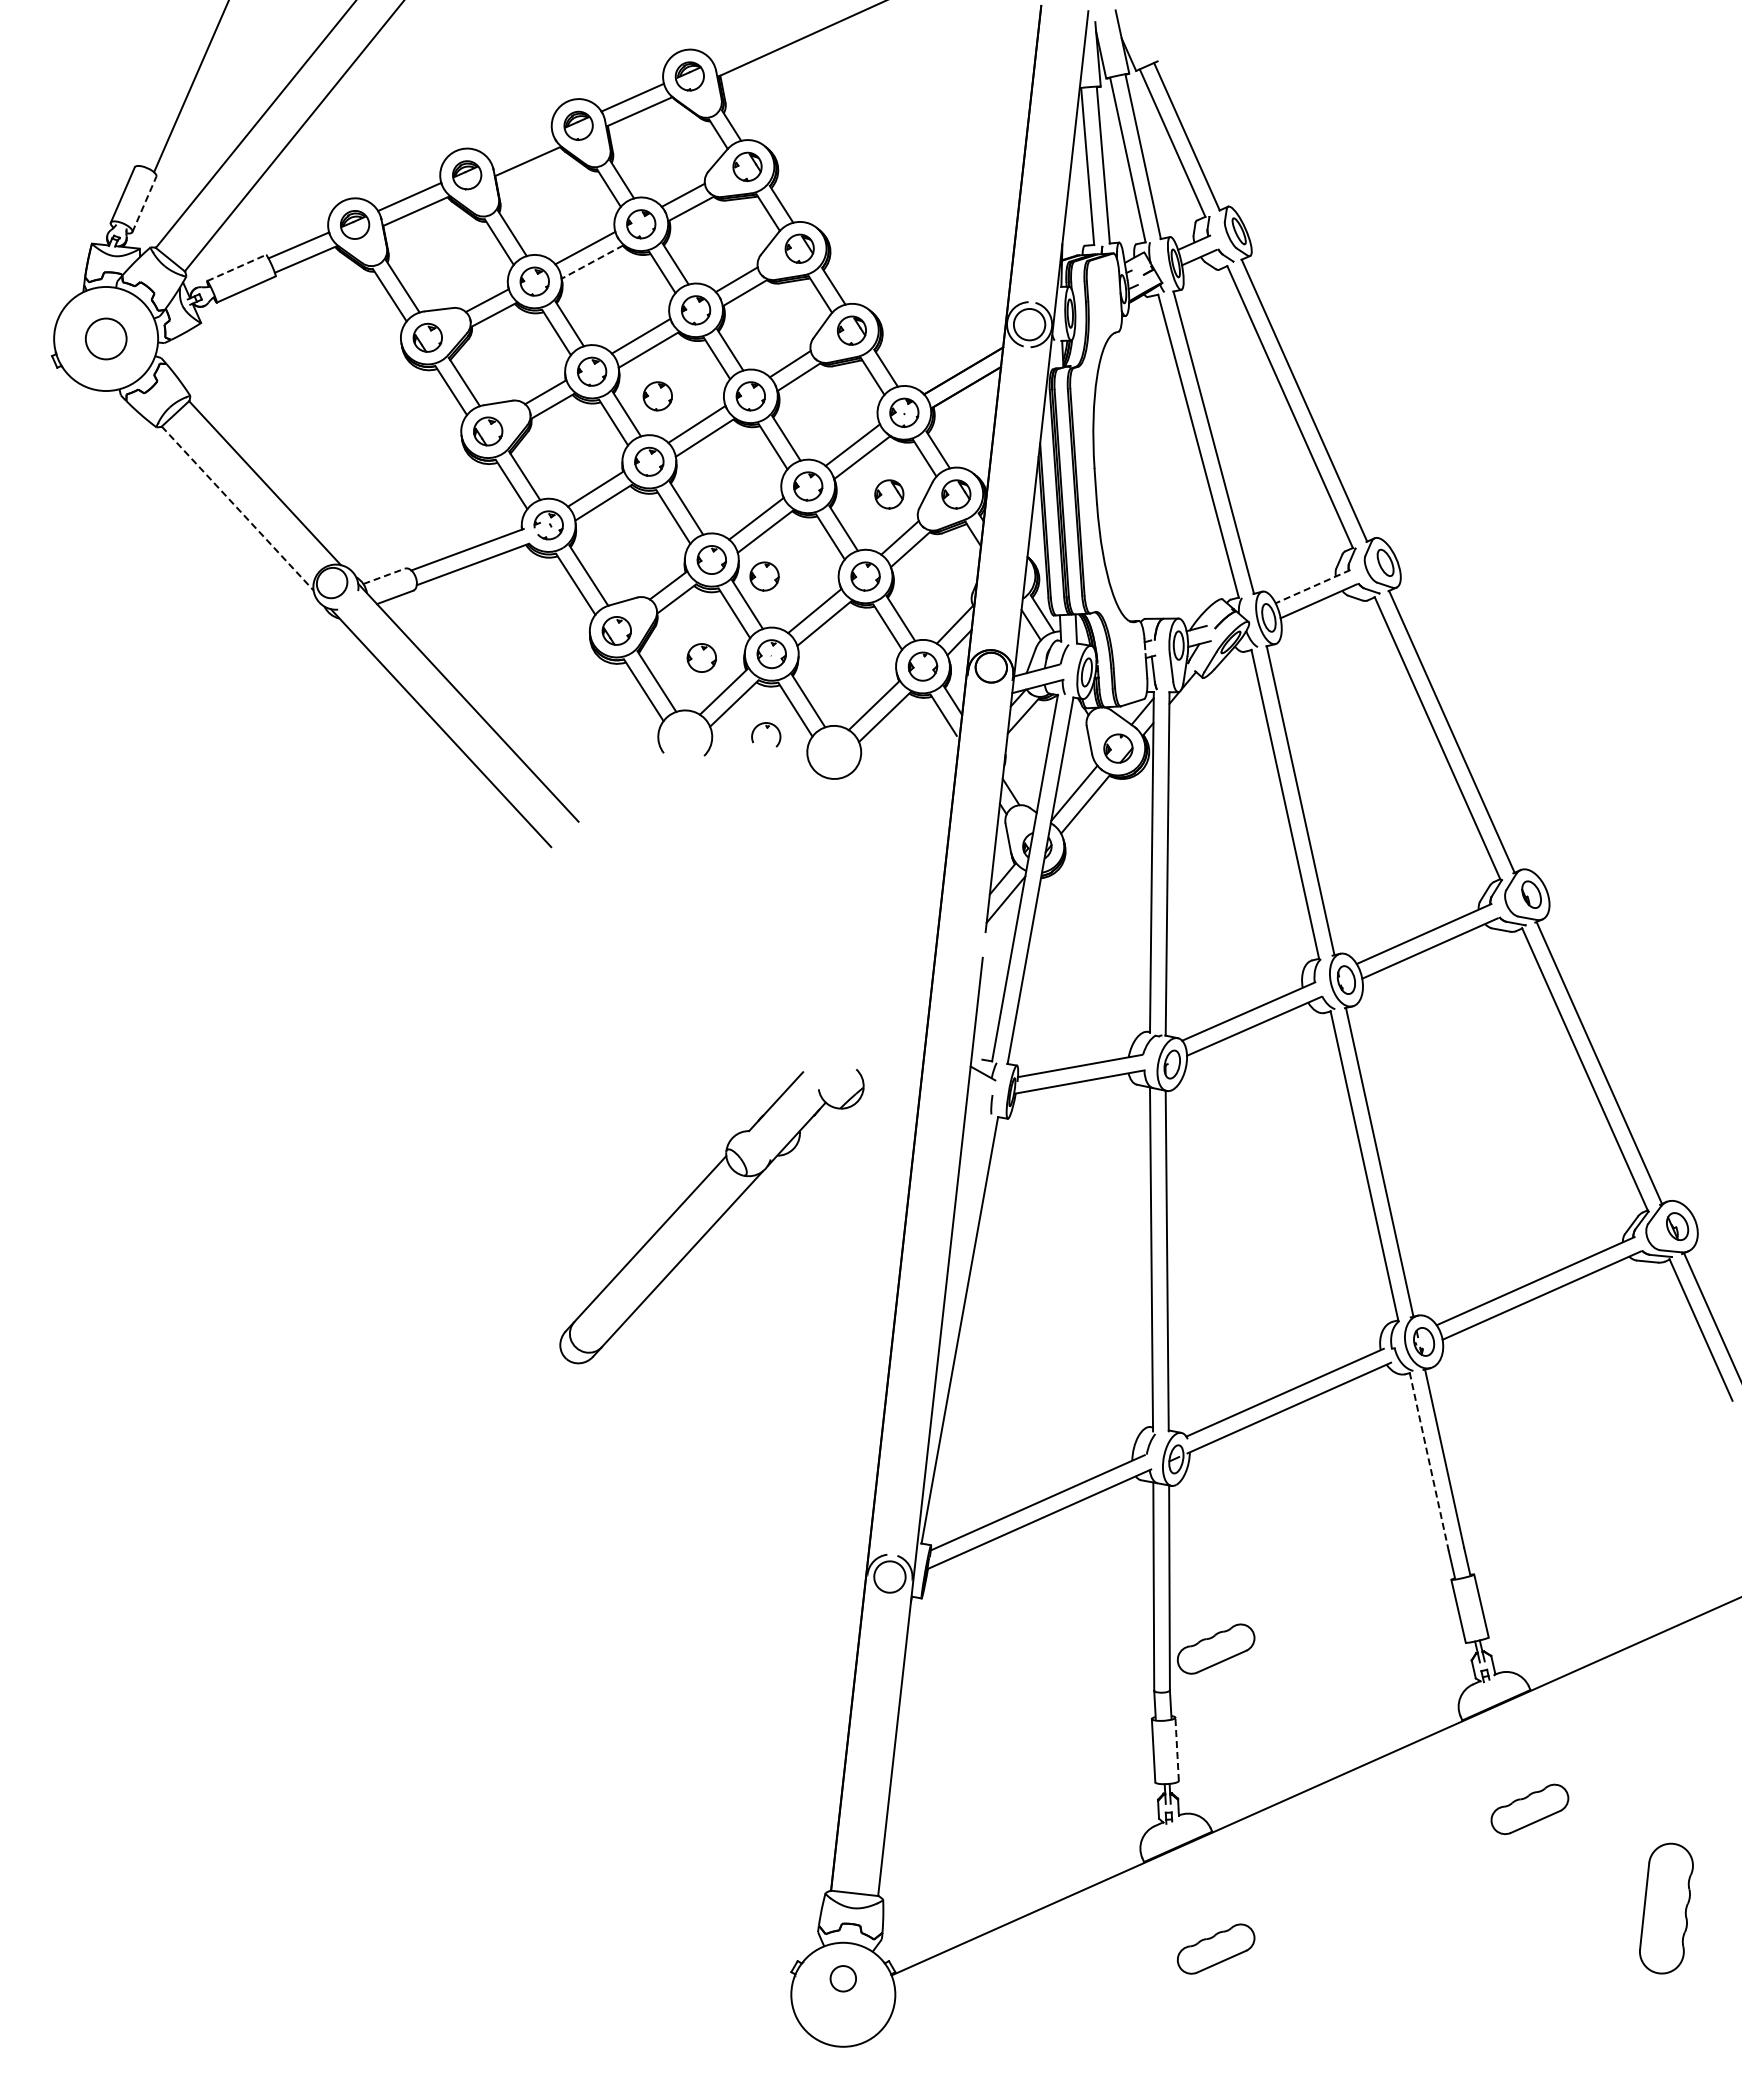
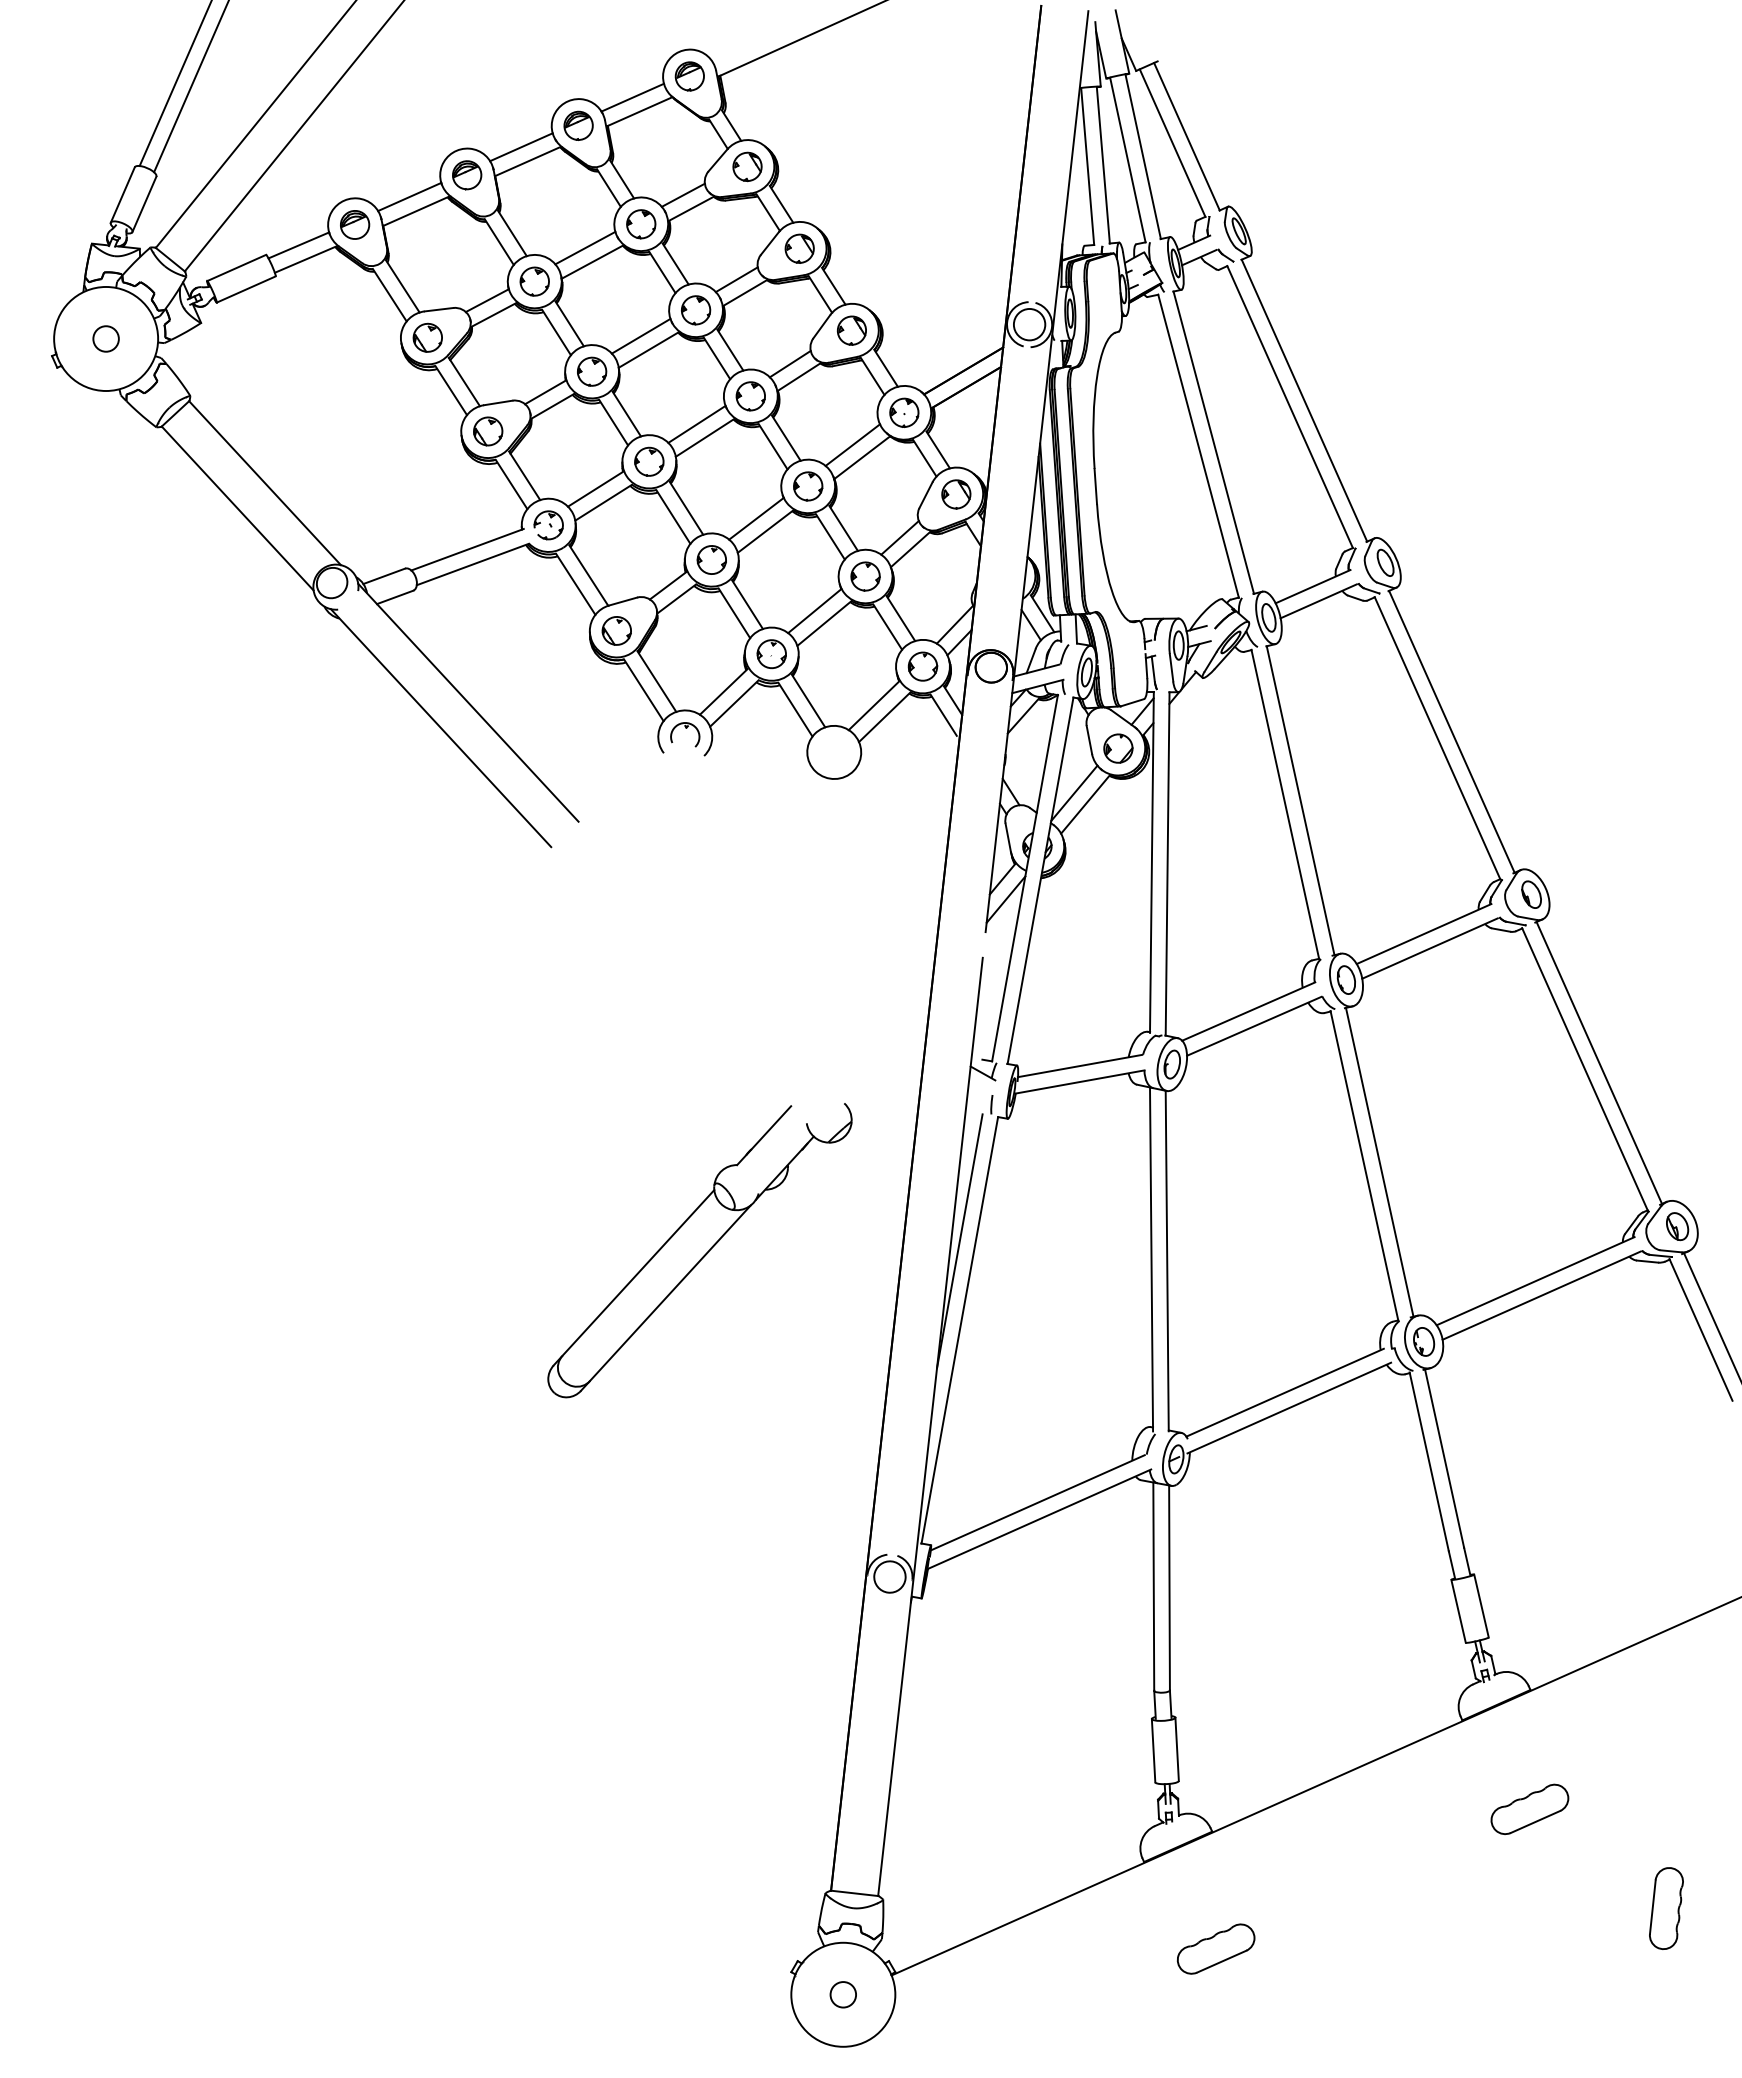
line: none -> present (175, 84)
line: none -> present (521, 147)
line: dashed -> solid (144, 203)
line: dashed -> solid (592, 262)
line: dashed -> solid (237, 267)
circle size: 44x44 px -> 28x28 px (105, 338)
part: present -> none (657, 396)
part: present -> none (889, 494)
line: dashed -> solid (237, 508)
line: dashed -> solid (384, 576)
part: present -> none (764, 576)
line: dashed -> solid (1313, 586)
part: present -> none (701, 657)
part position: (766, 734) -> (685, 734) (685, 734)
part position: (711, 1216) -> (699, 1250) (699, 1250)
line: none -> present (959, 1241)
line: dashed -> solid (1429, 1461)
part: present -> none (1215, 1648)
line: dashed -> solid (1177, 1749)
part size: 55x133 px -> 35x83 px (1666, 1908)
circle position: (842, 1978) -> (842, 1994) (842, 1994)
